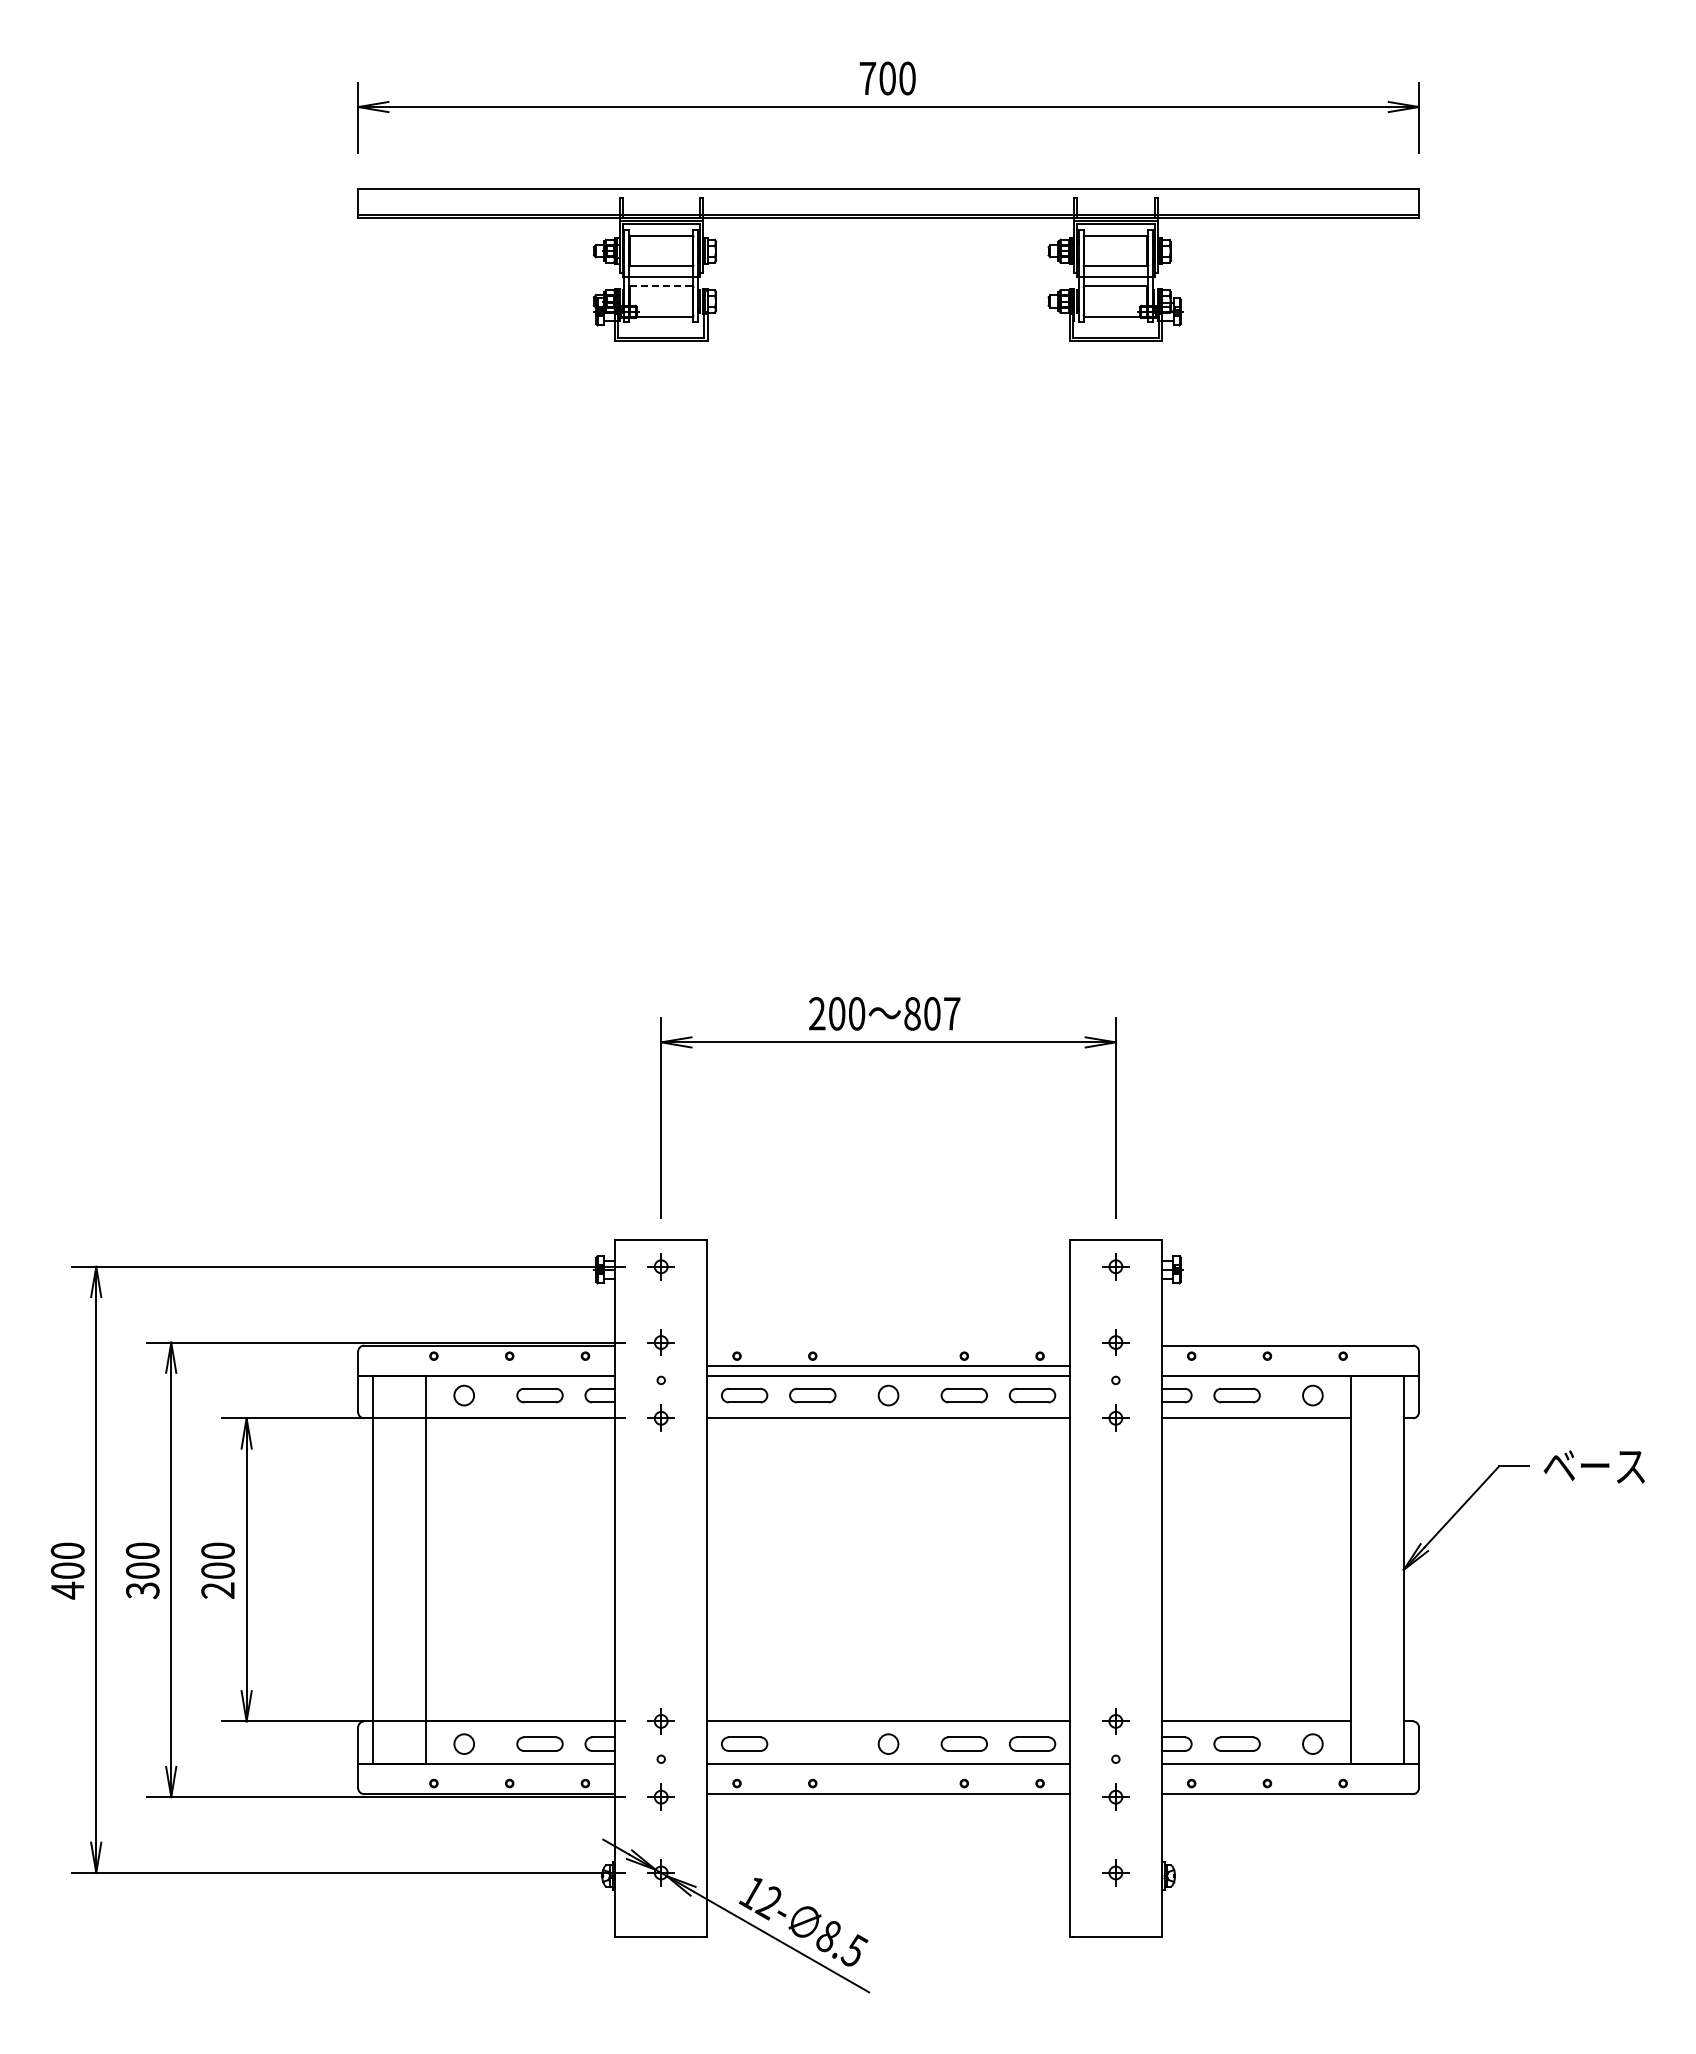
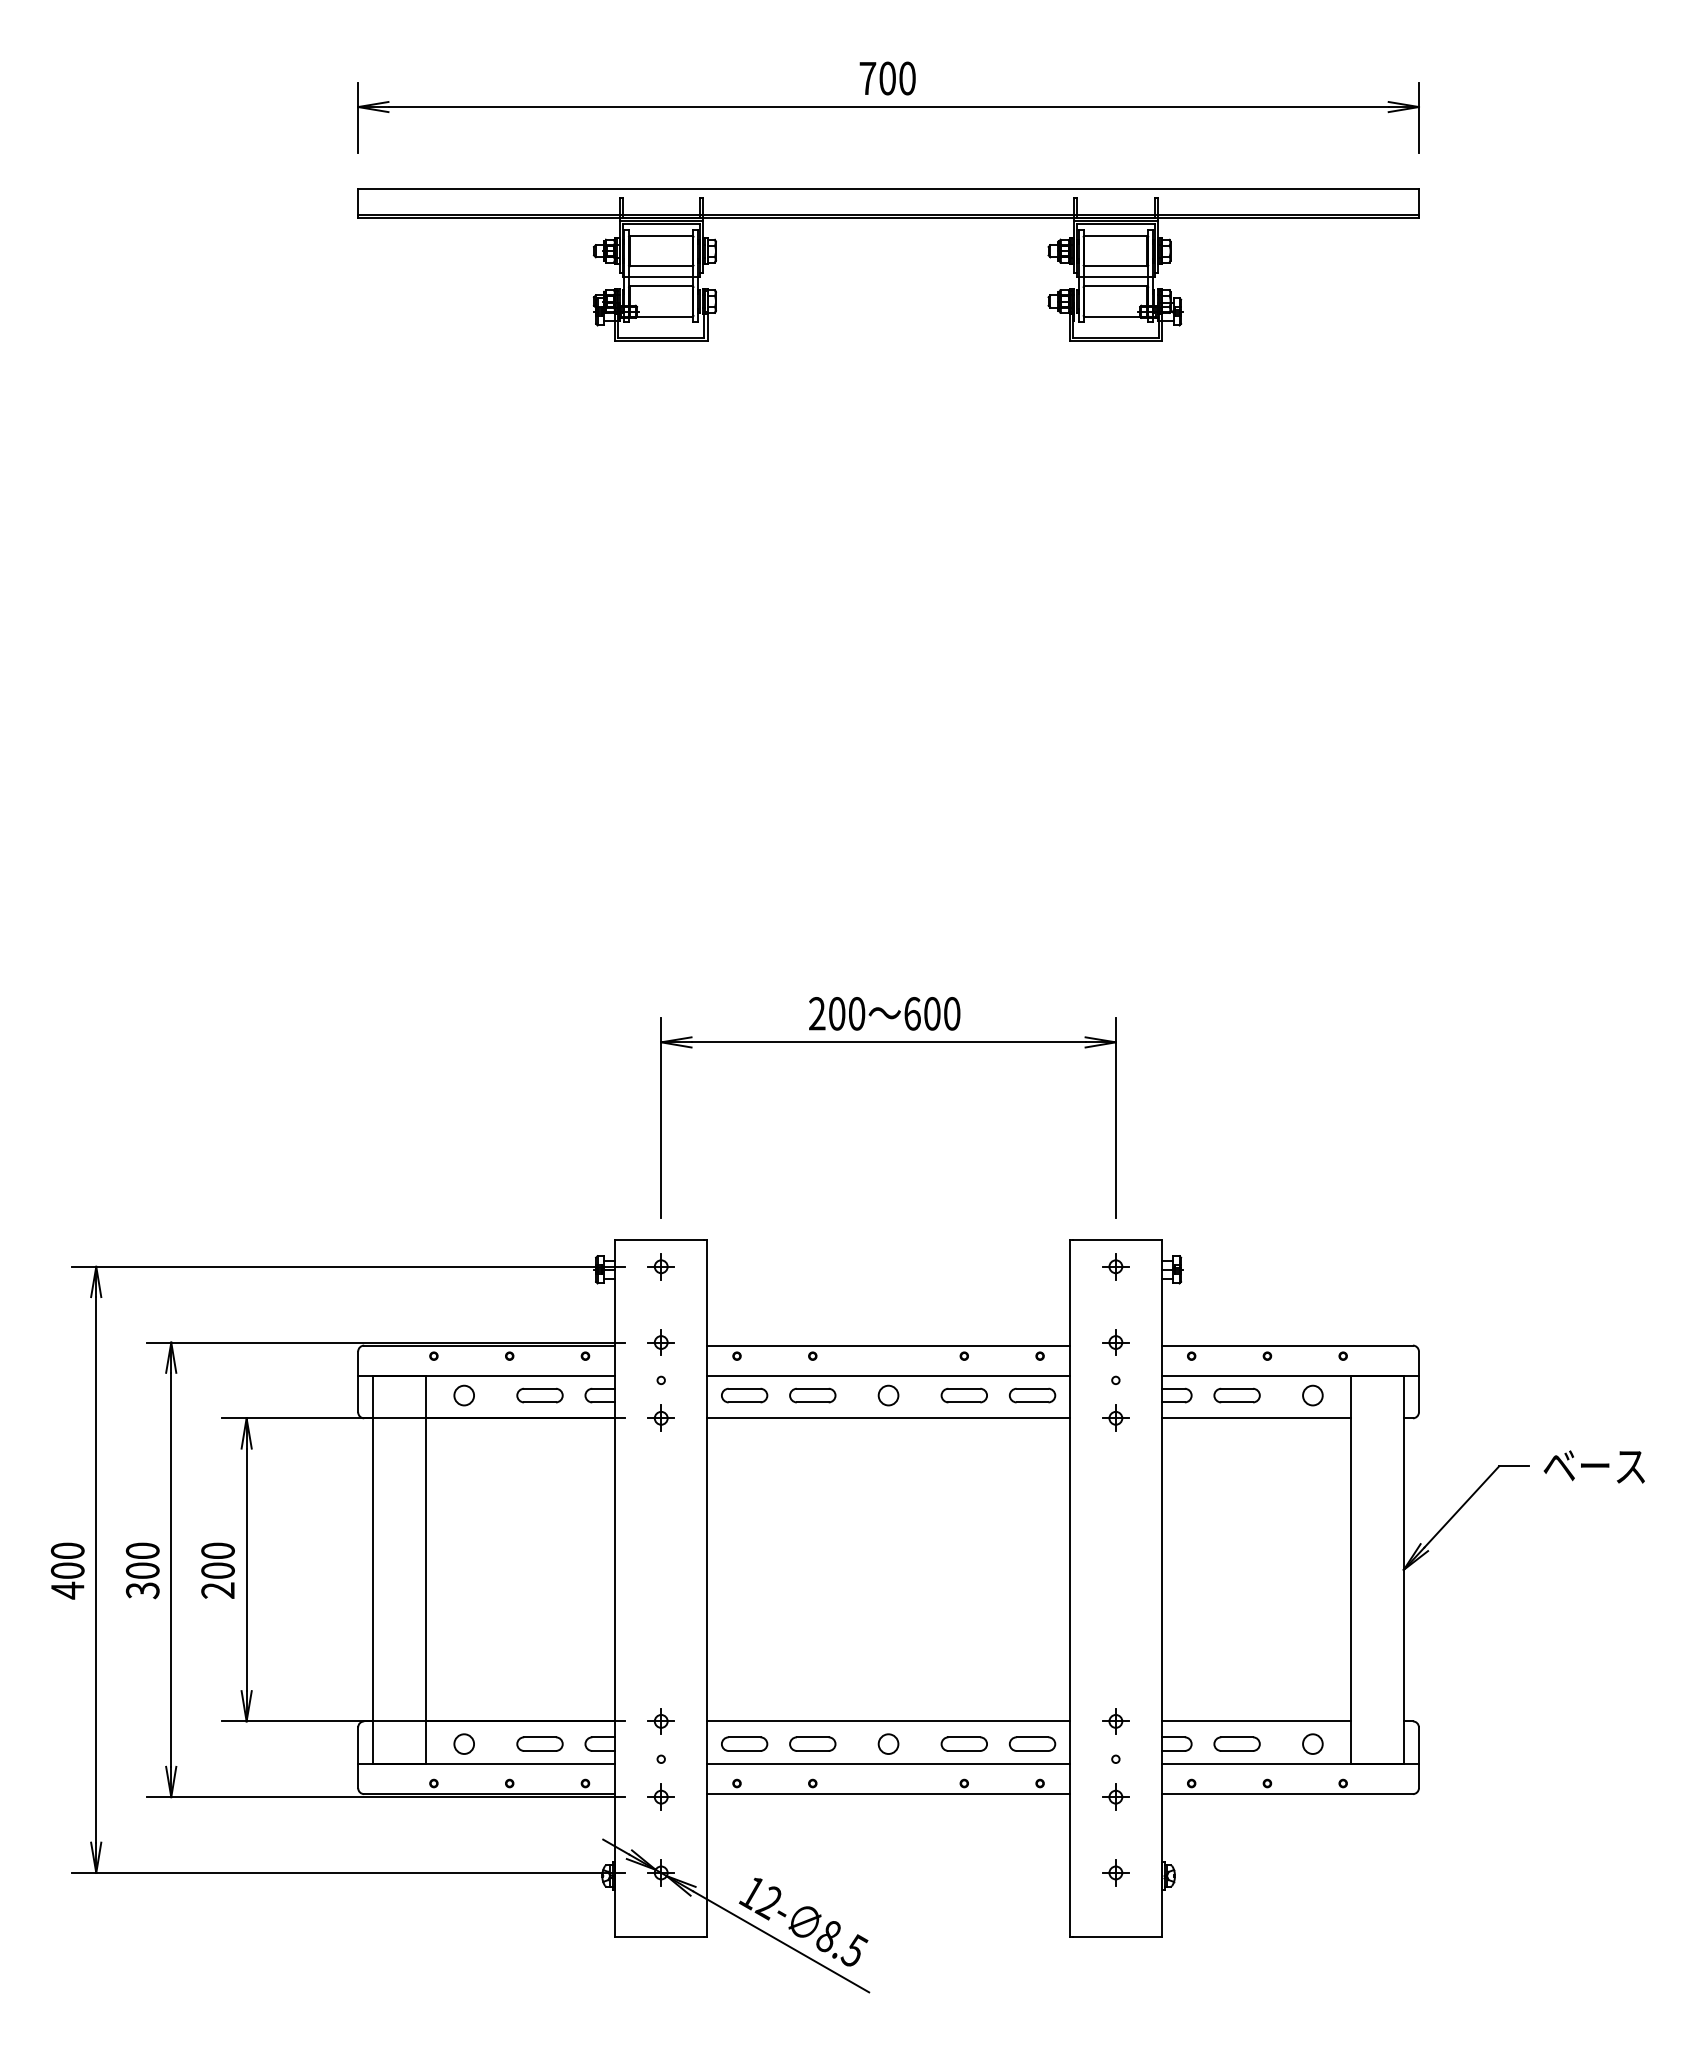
line: dashed -> solid (661, 286)
text: 807 -> 600 (932, 1013)
line position: (888, 1365) -> (888, 1345) (888, 1345)
part: none -> present (812, 1743)
